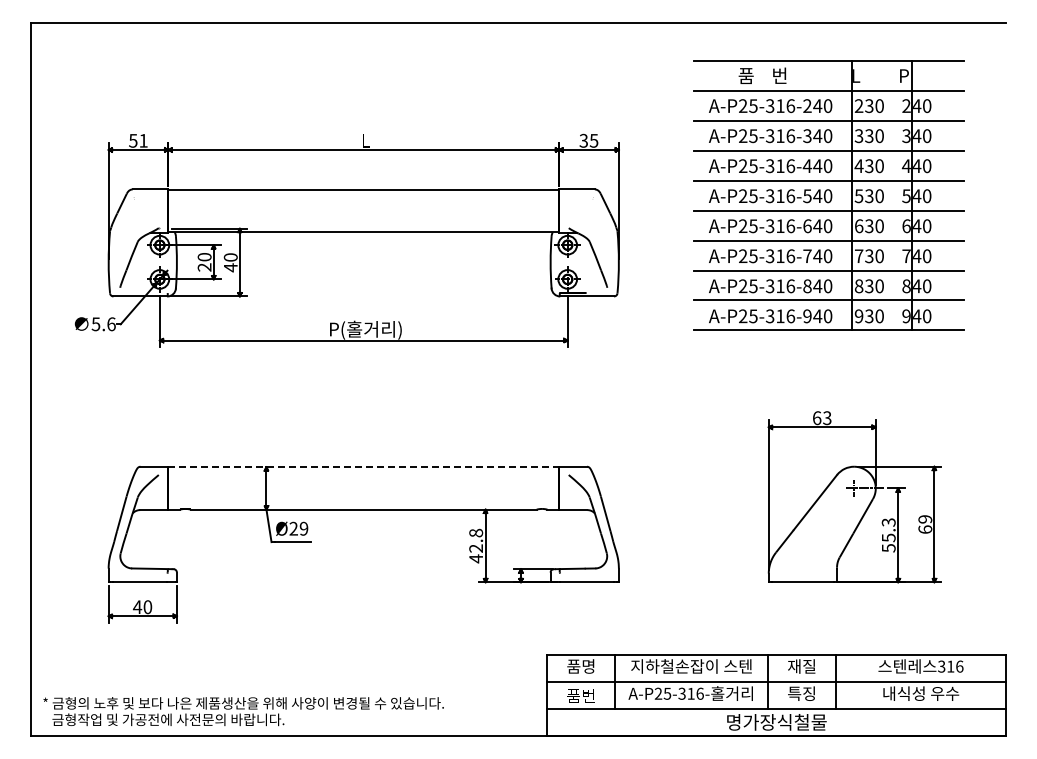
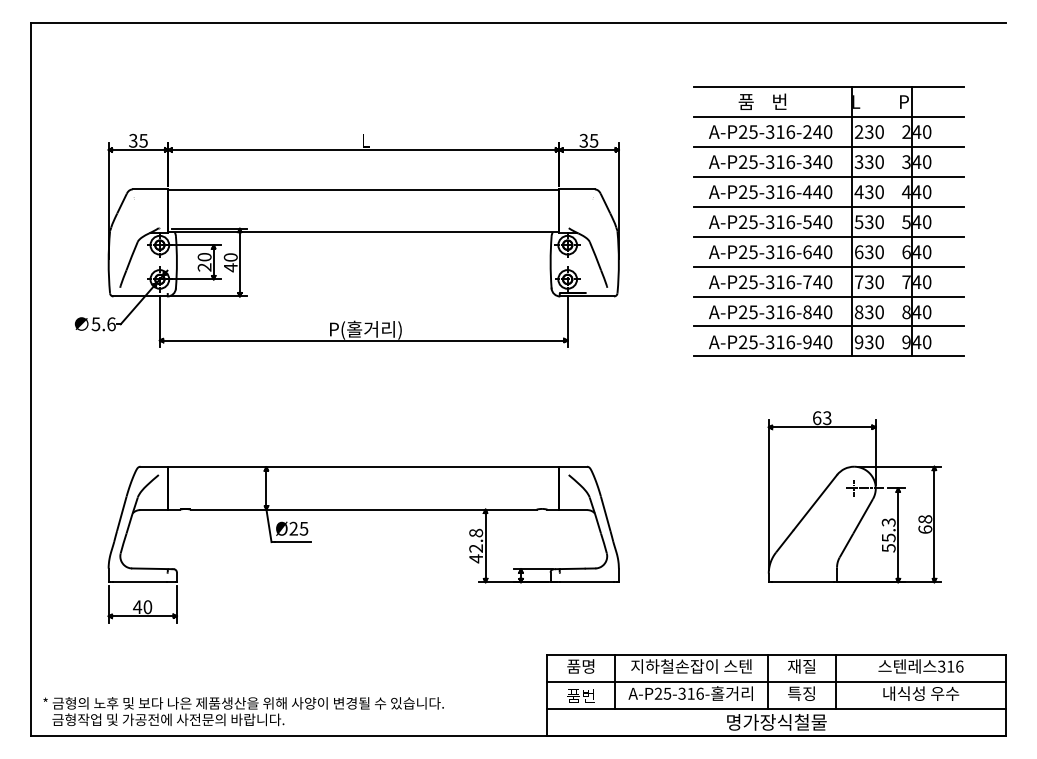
text: 51 -> 35 (138, 140)
part position: (828, 195) -> (828, 221) (828, 221)
line: dashed -> solid (364, 467)
text: 69 -> 68 (925, 519)
text: Ø29 -> Ø25 (303, 528)
